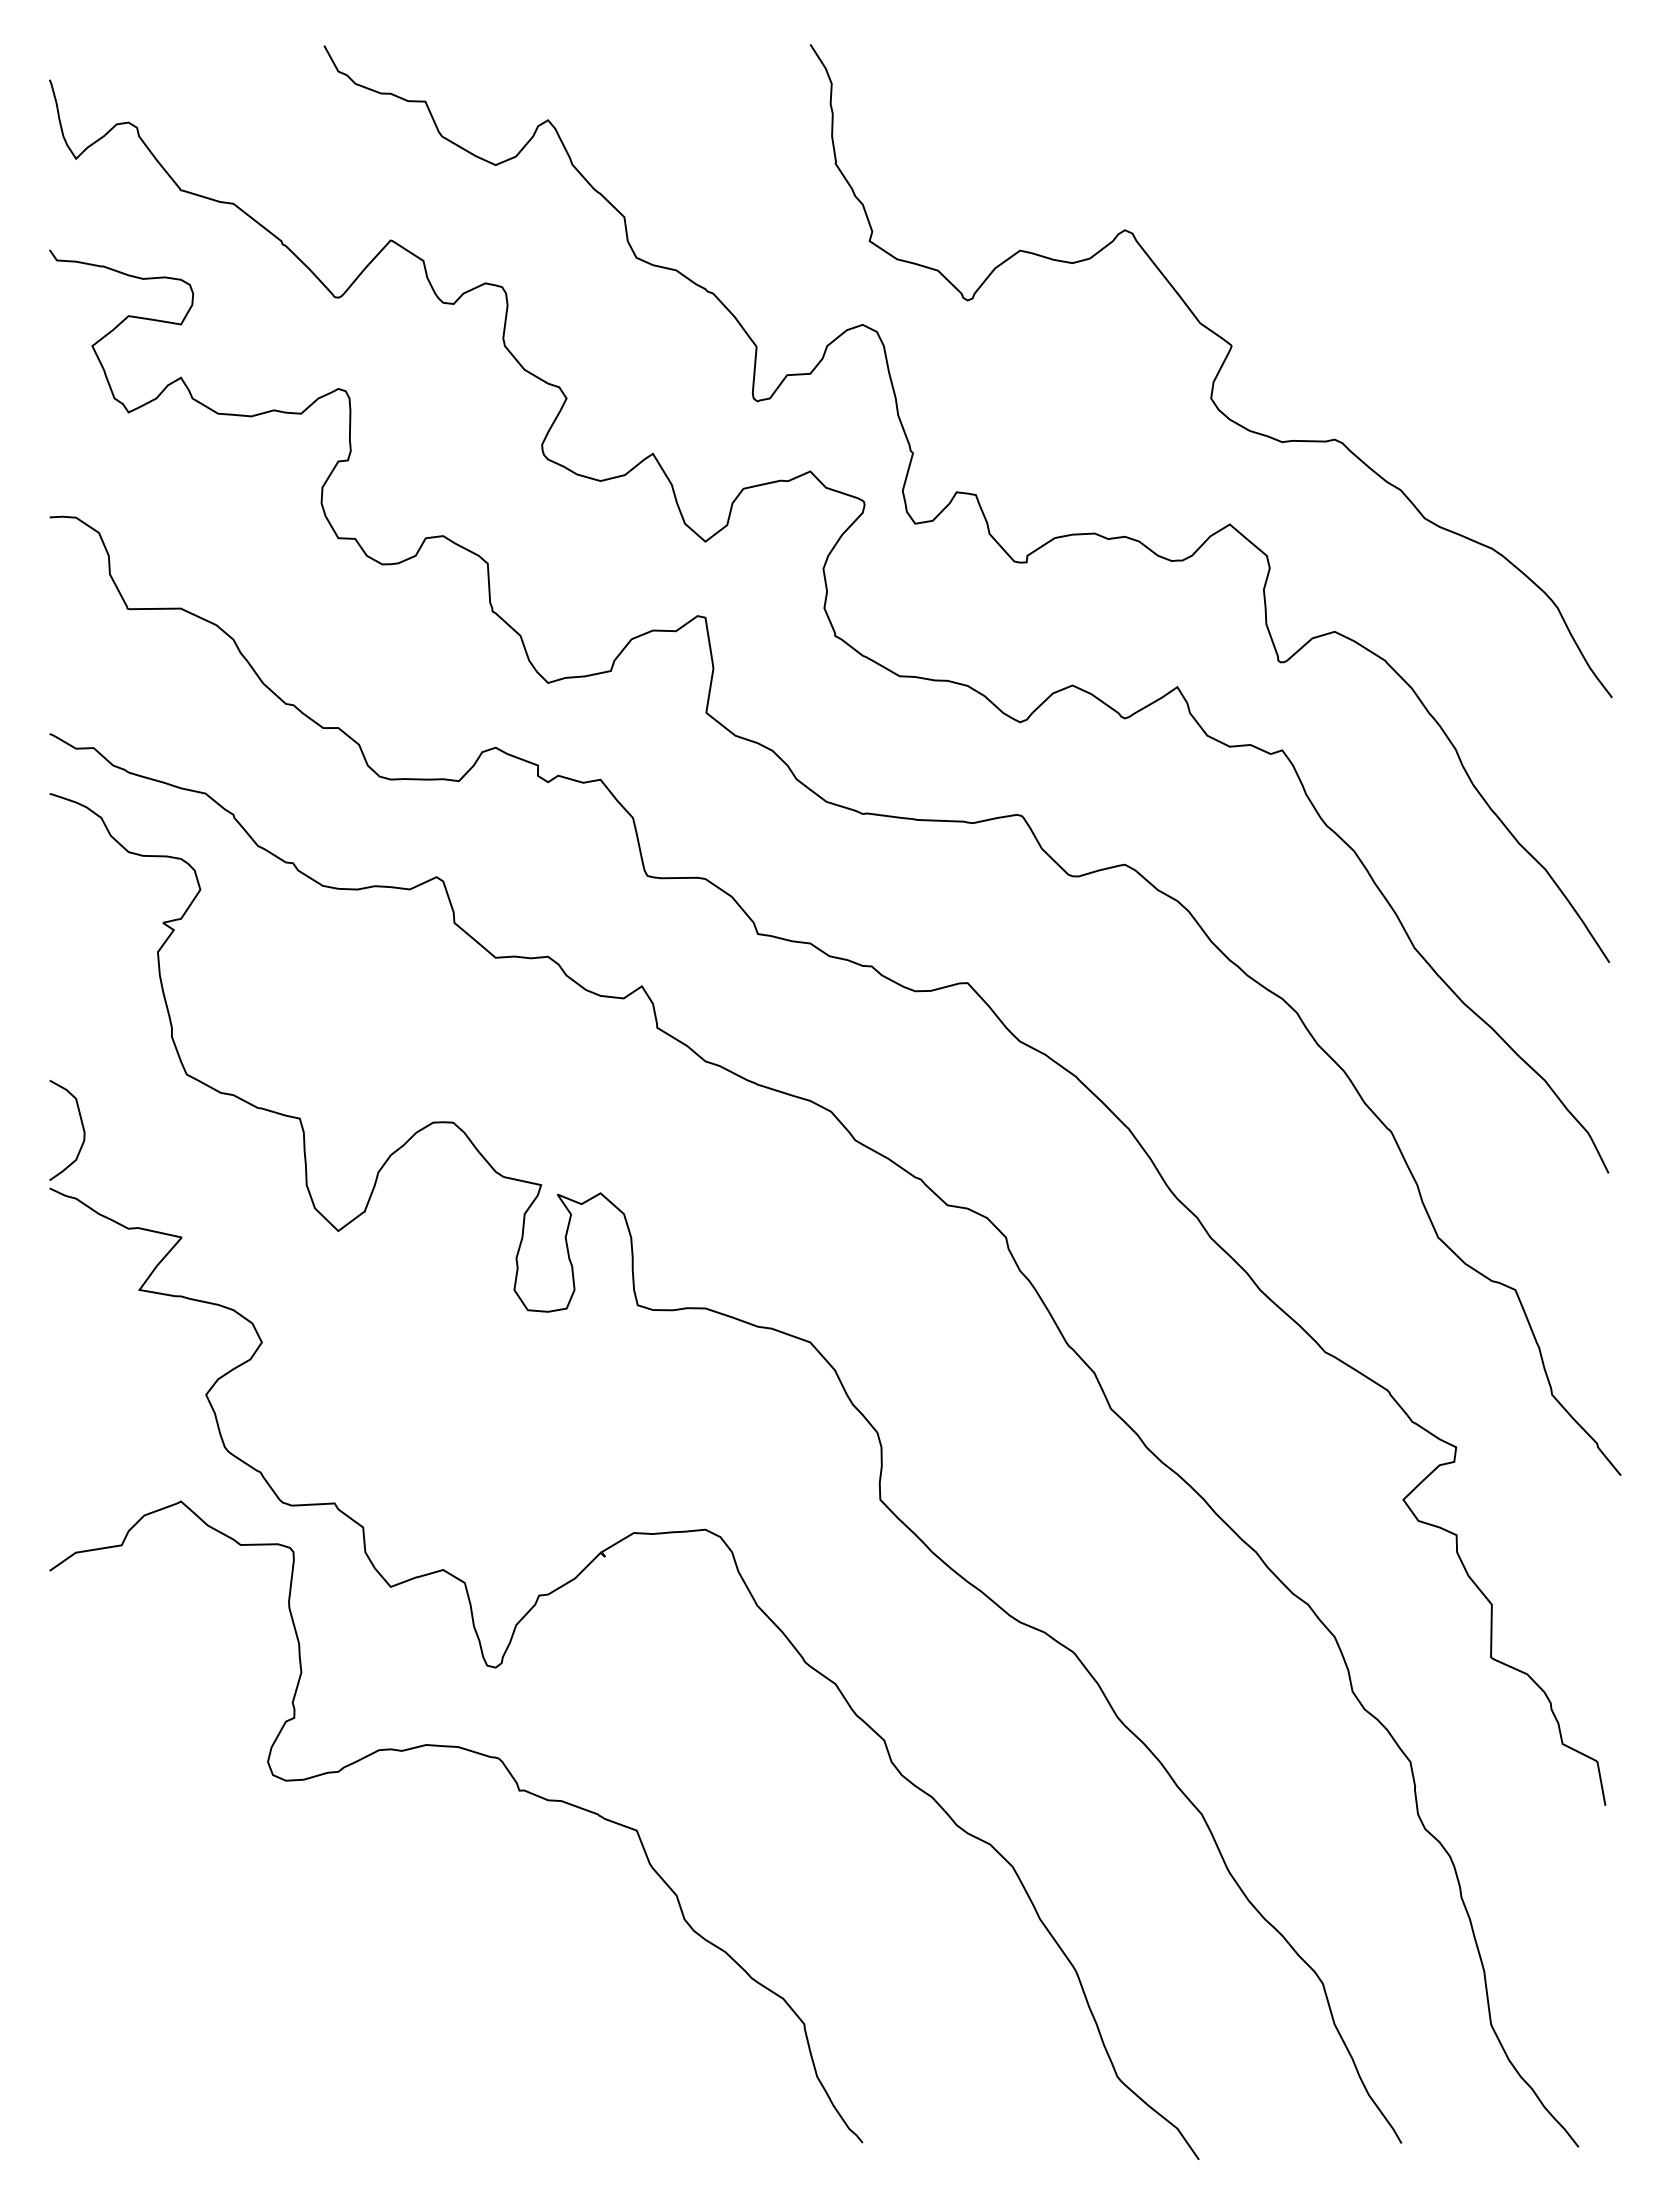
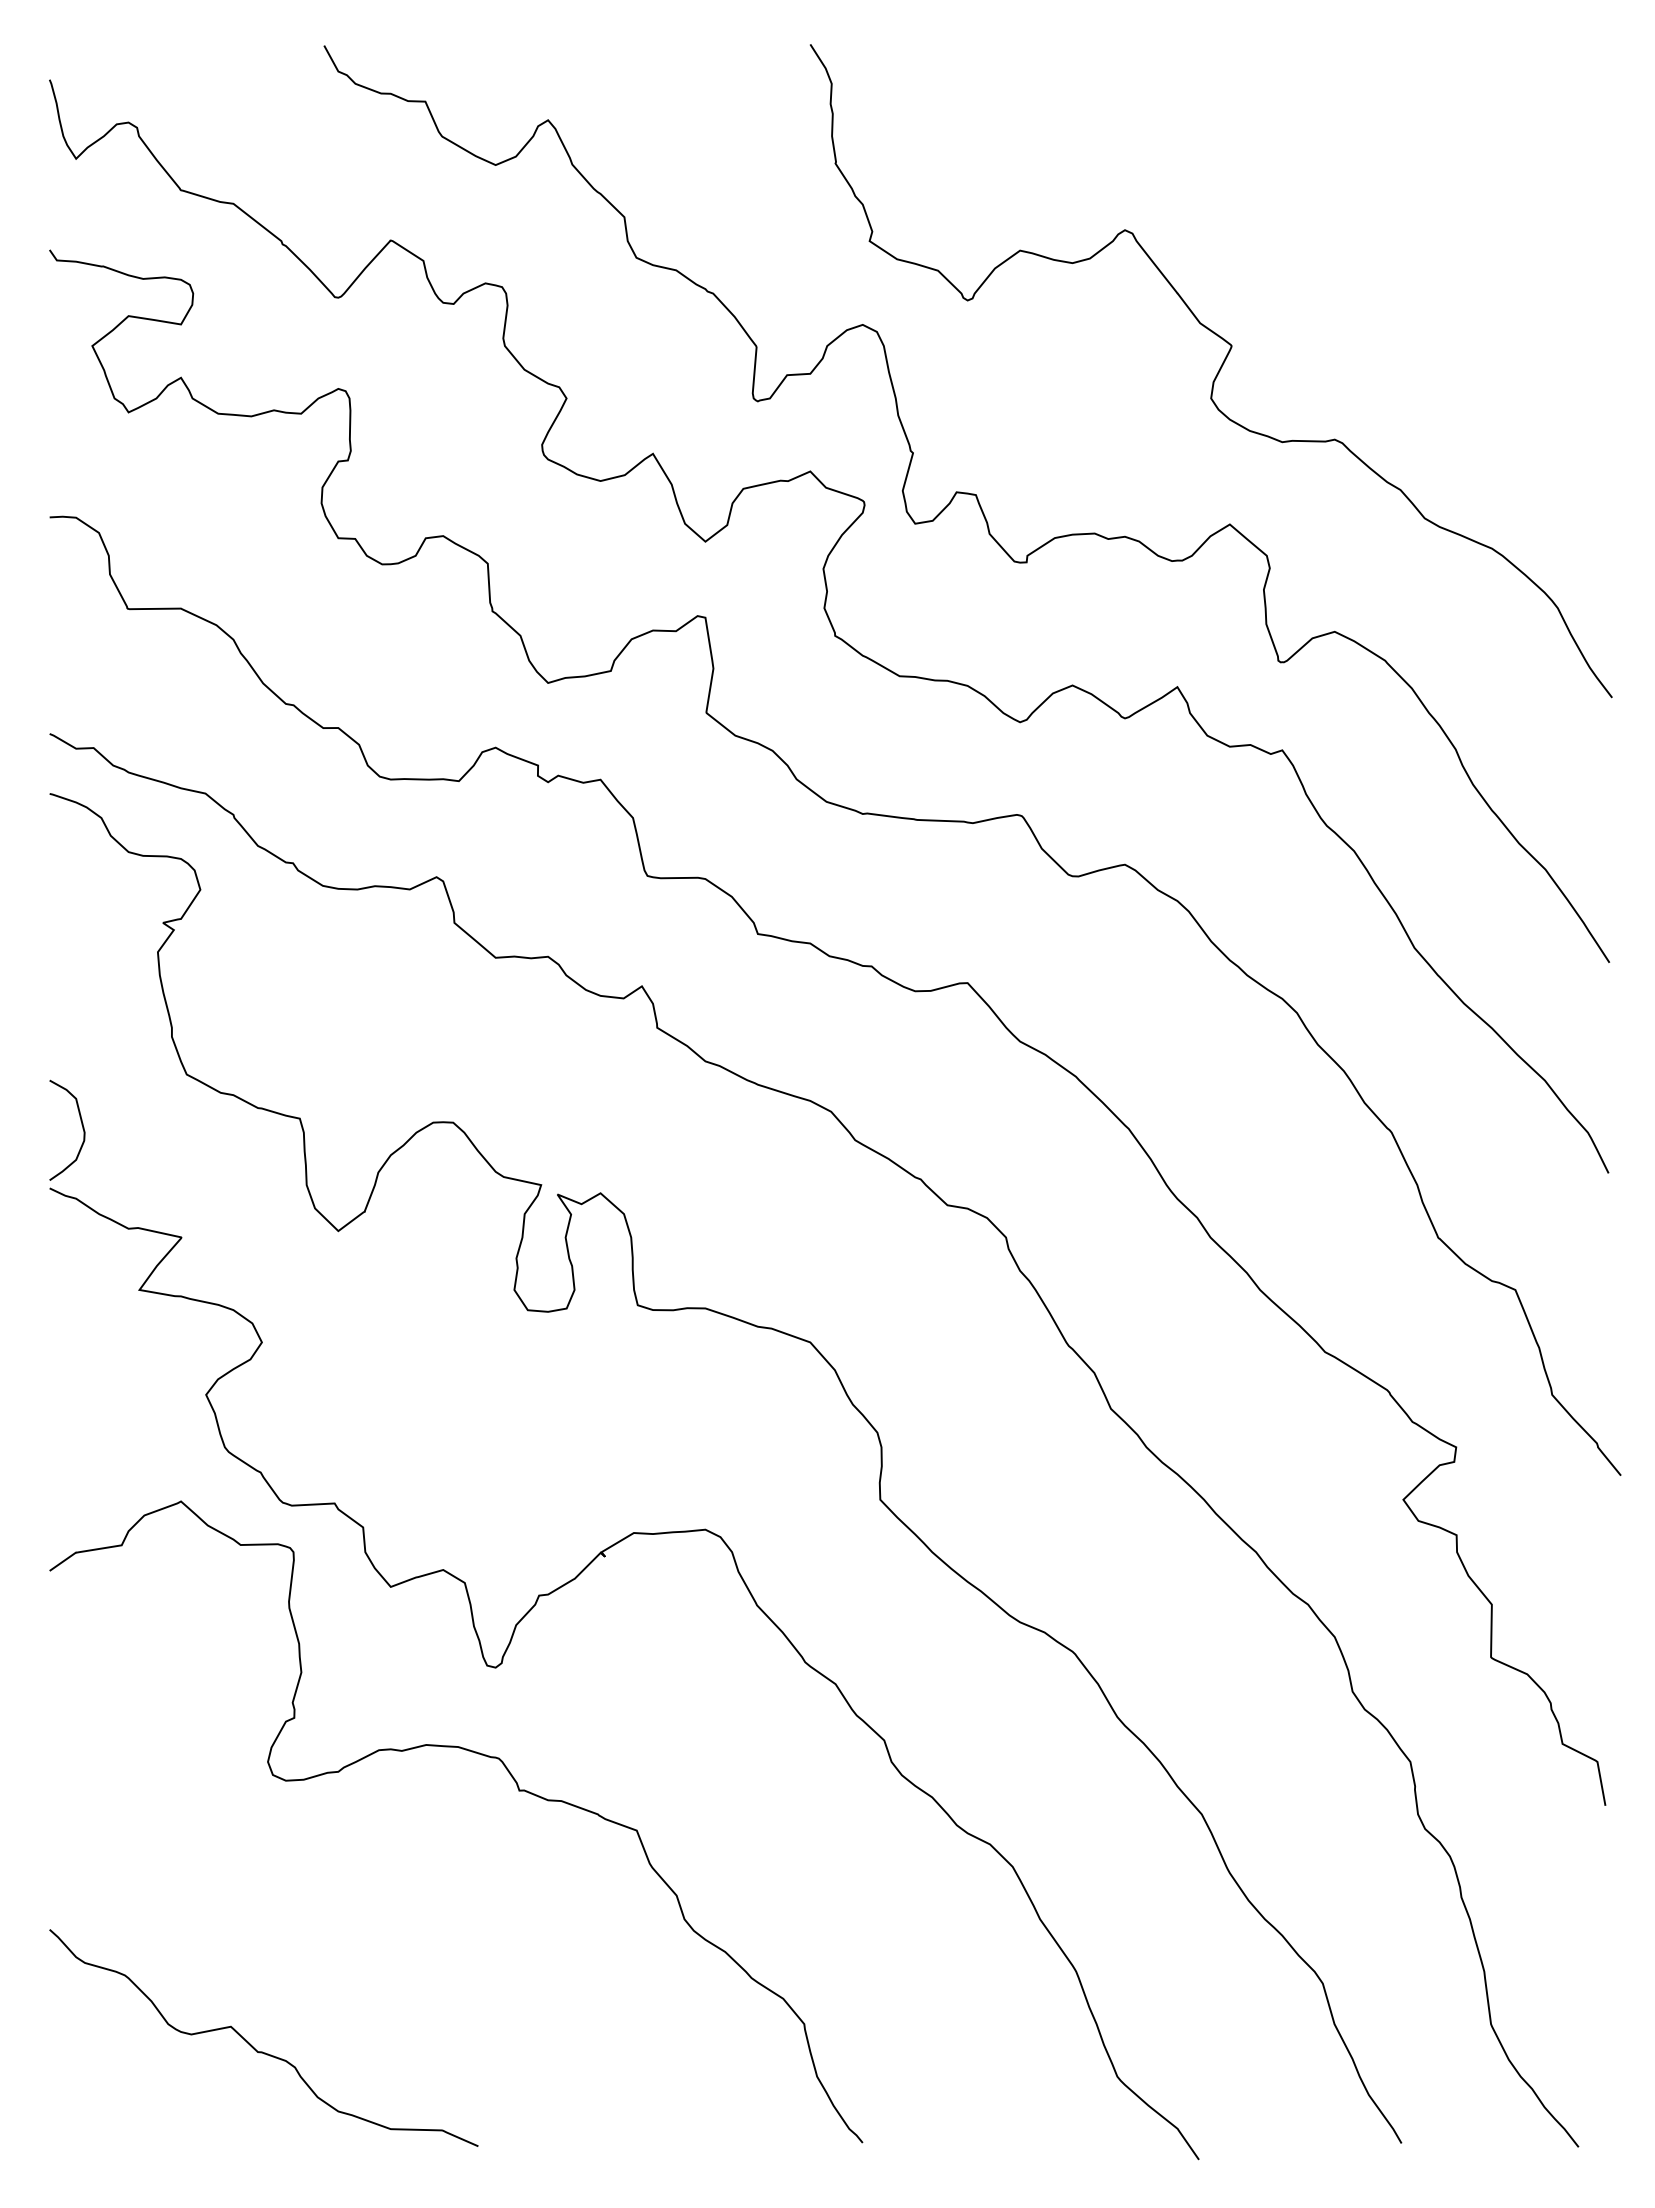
curve: none -> present (253, 2046)
